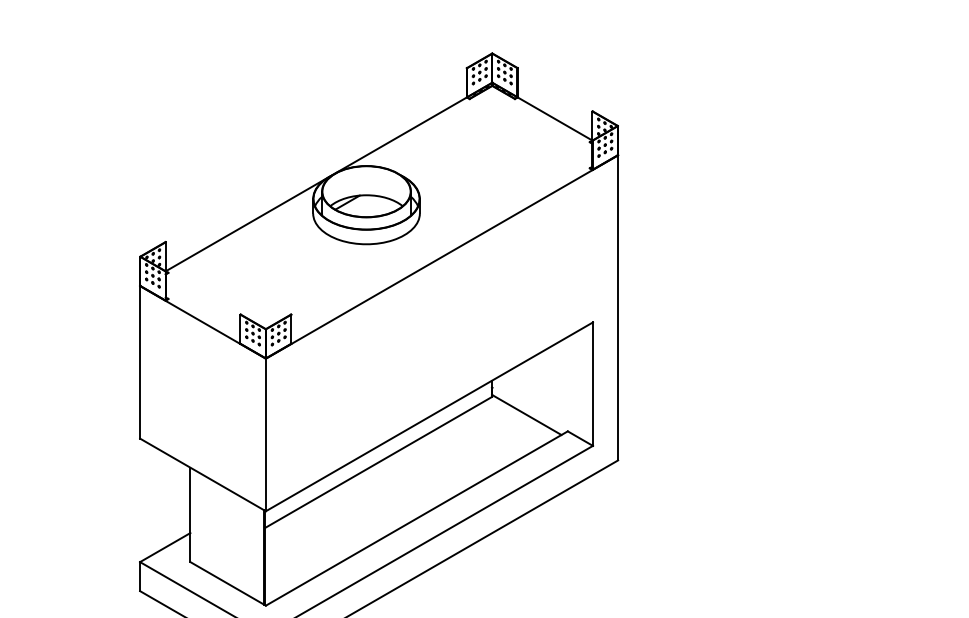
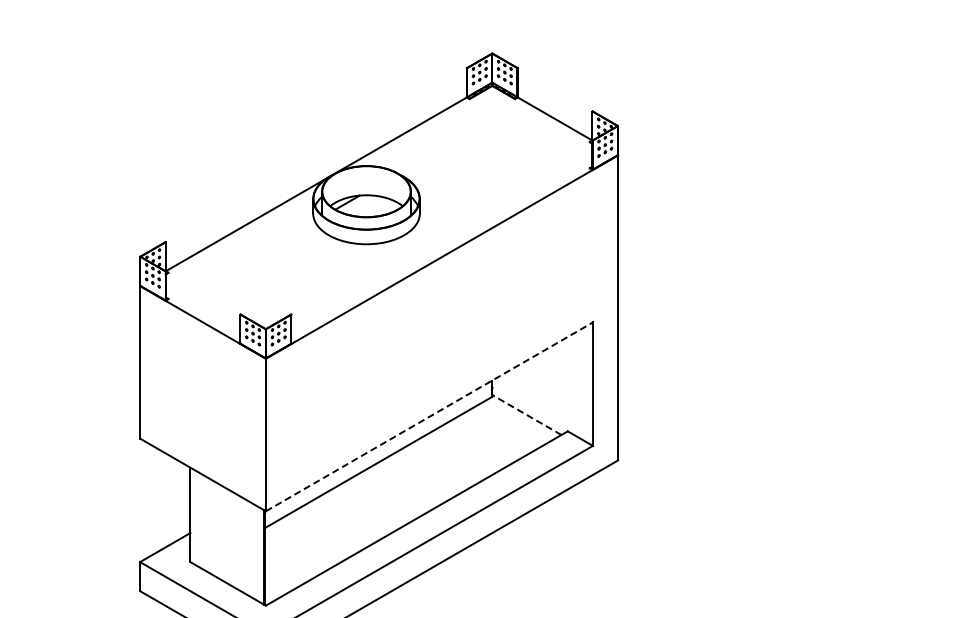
line: solid -> dashed (526, 415)
line: solid -> dashed (429, 416)
